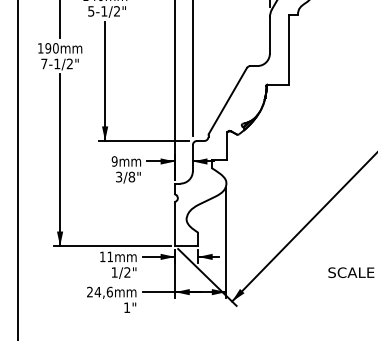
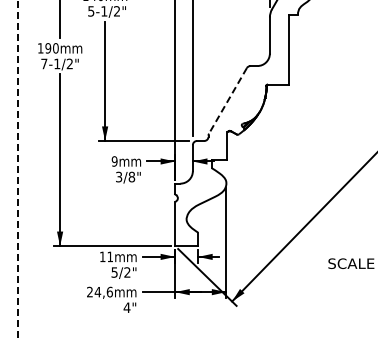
line: solid -> dashed (227, 100)
line: solid -> dashed (17, 170)
text: 1/2" -> 5/2" (114, 272)
text position: (351, 272) -> (351, 263) (351, 263)
text: 1" -> 4" (126, 307)
